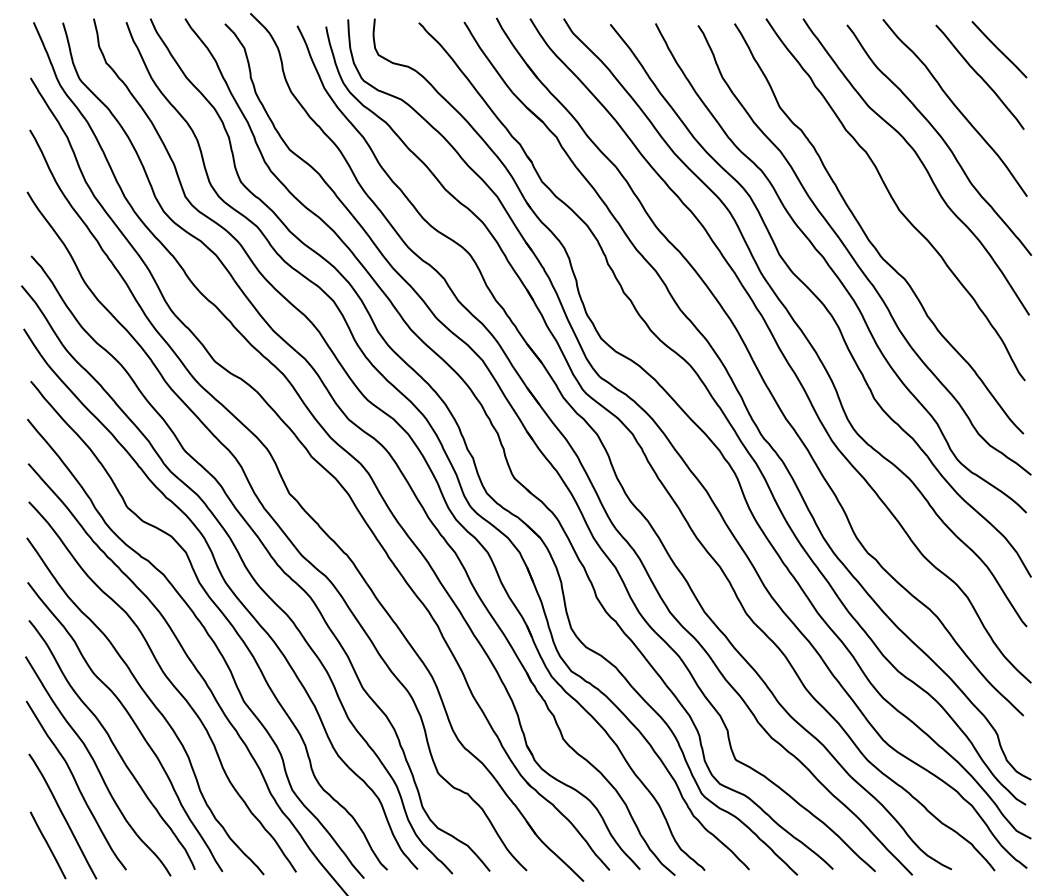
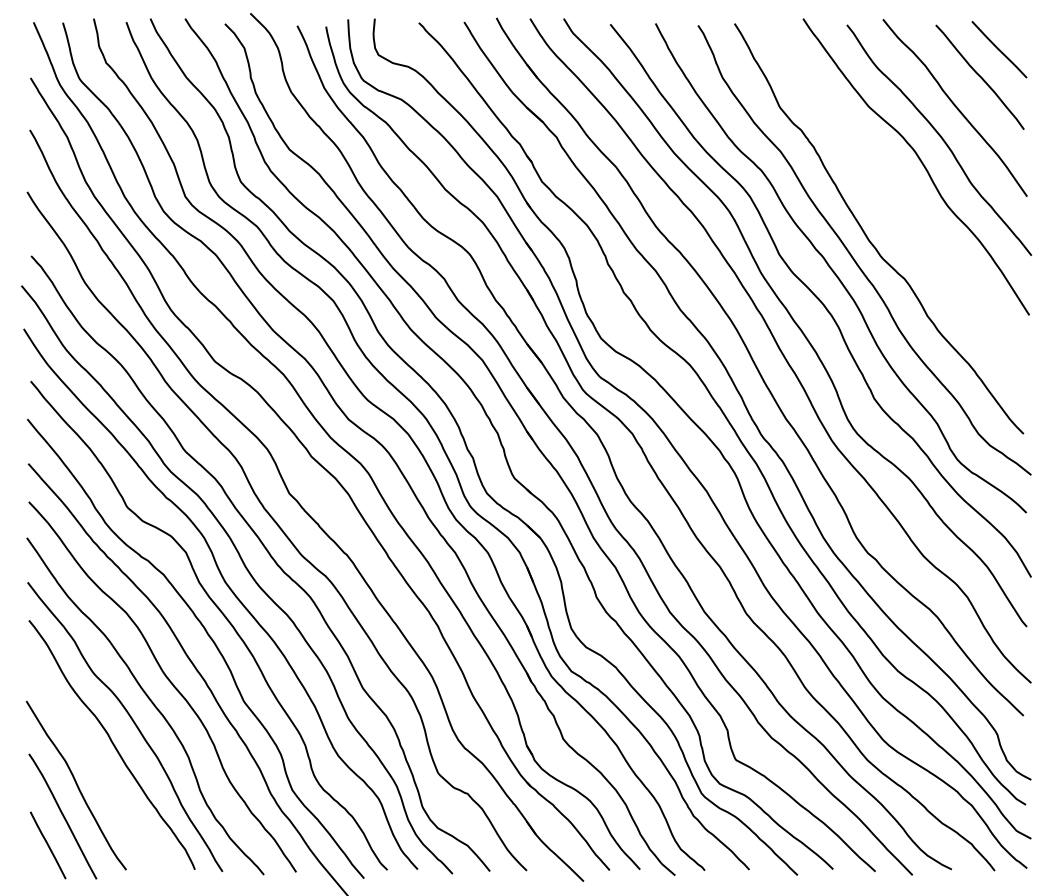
curve: present -> none (894, 199)
curve: present -> none (97, 766)
